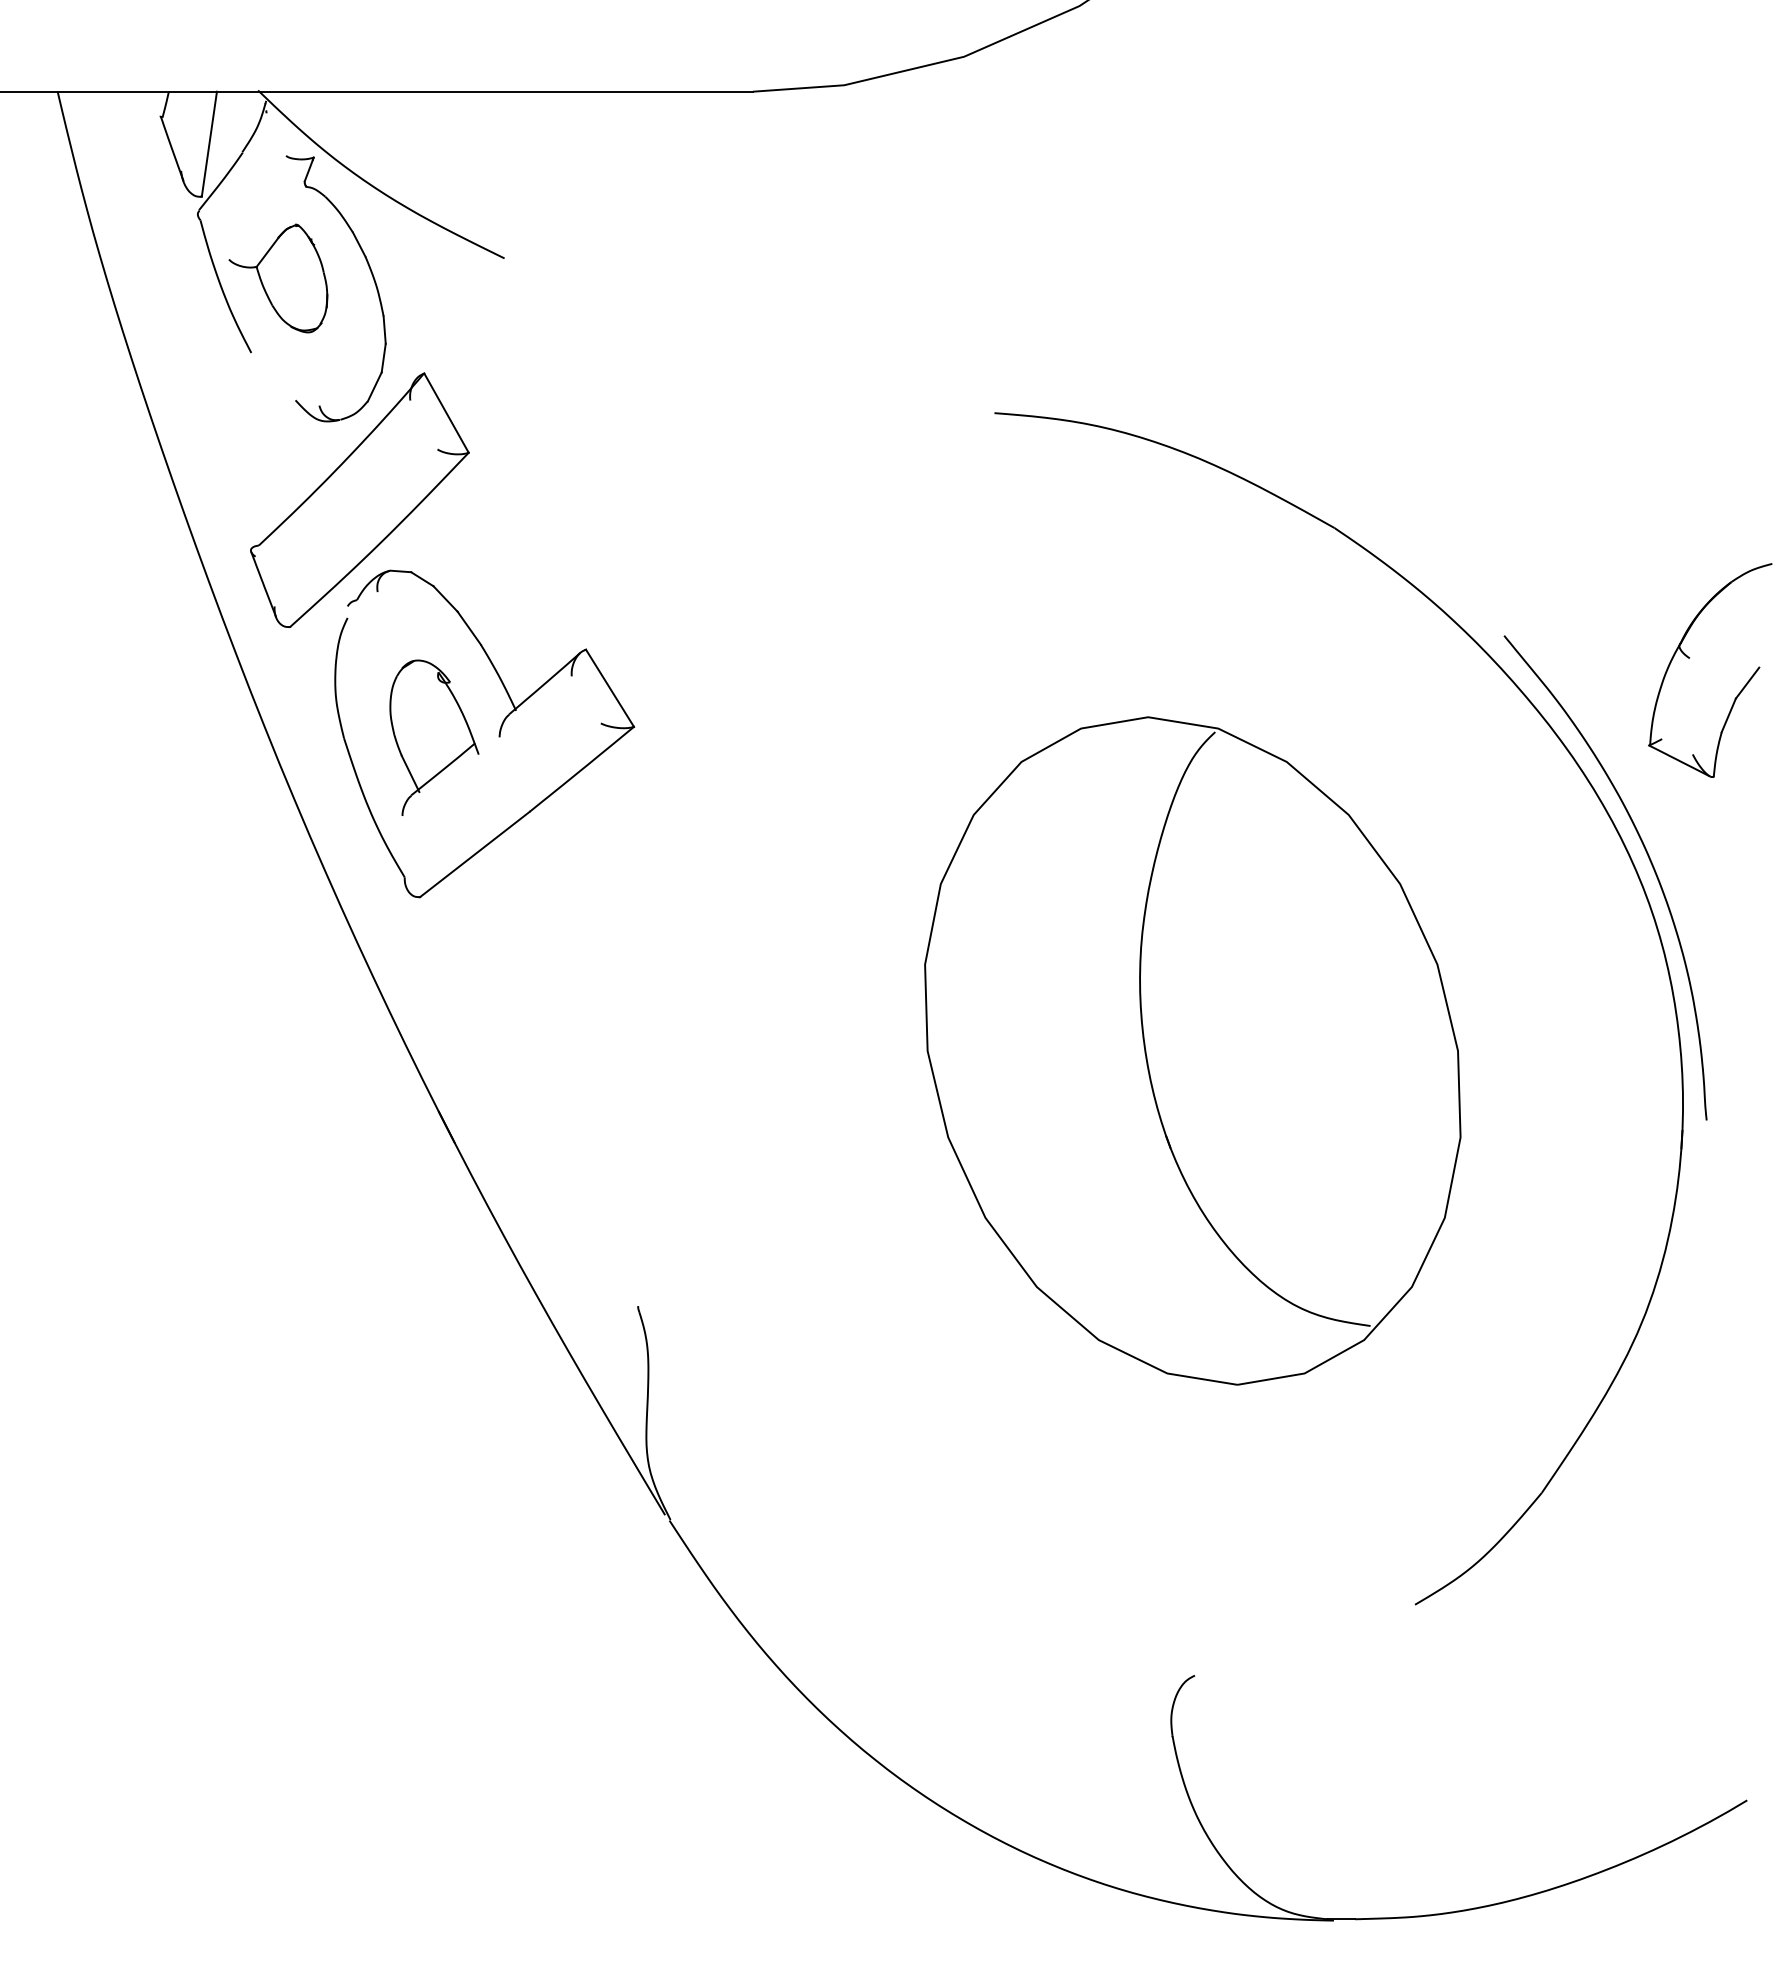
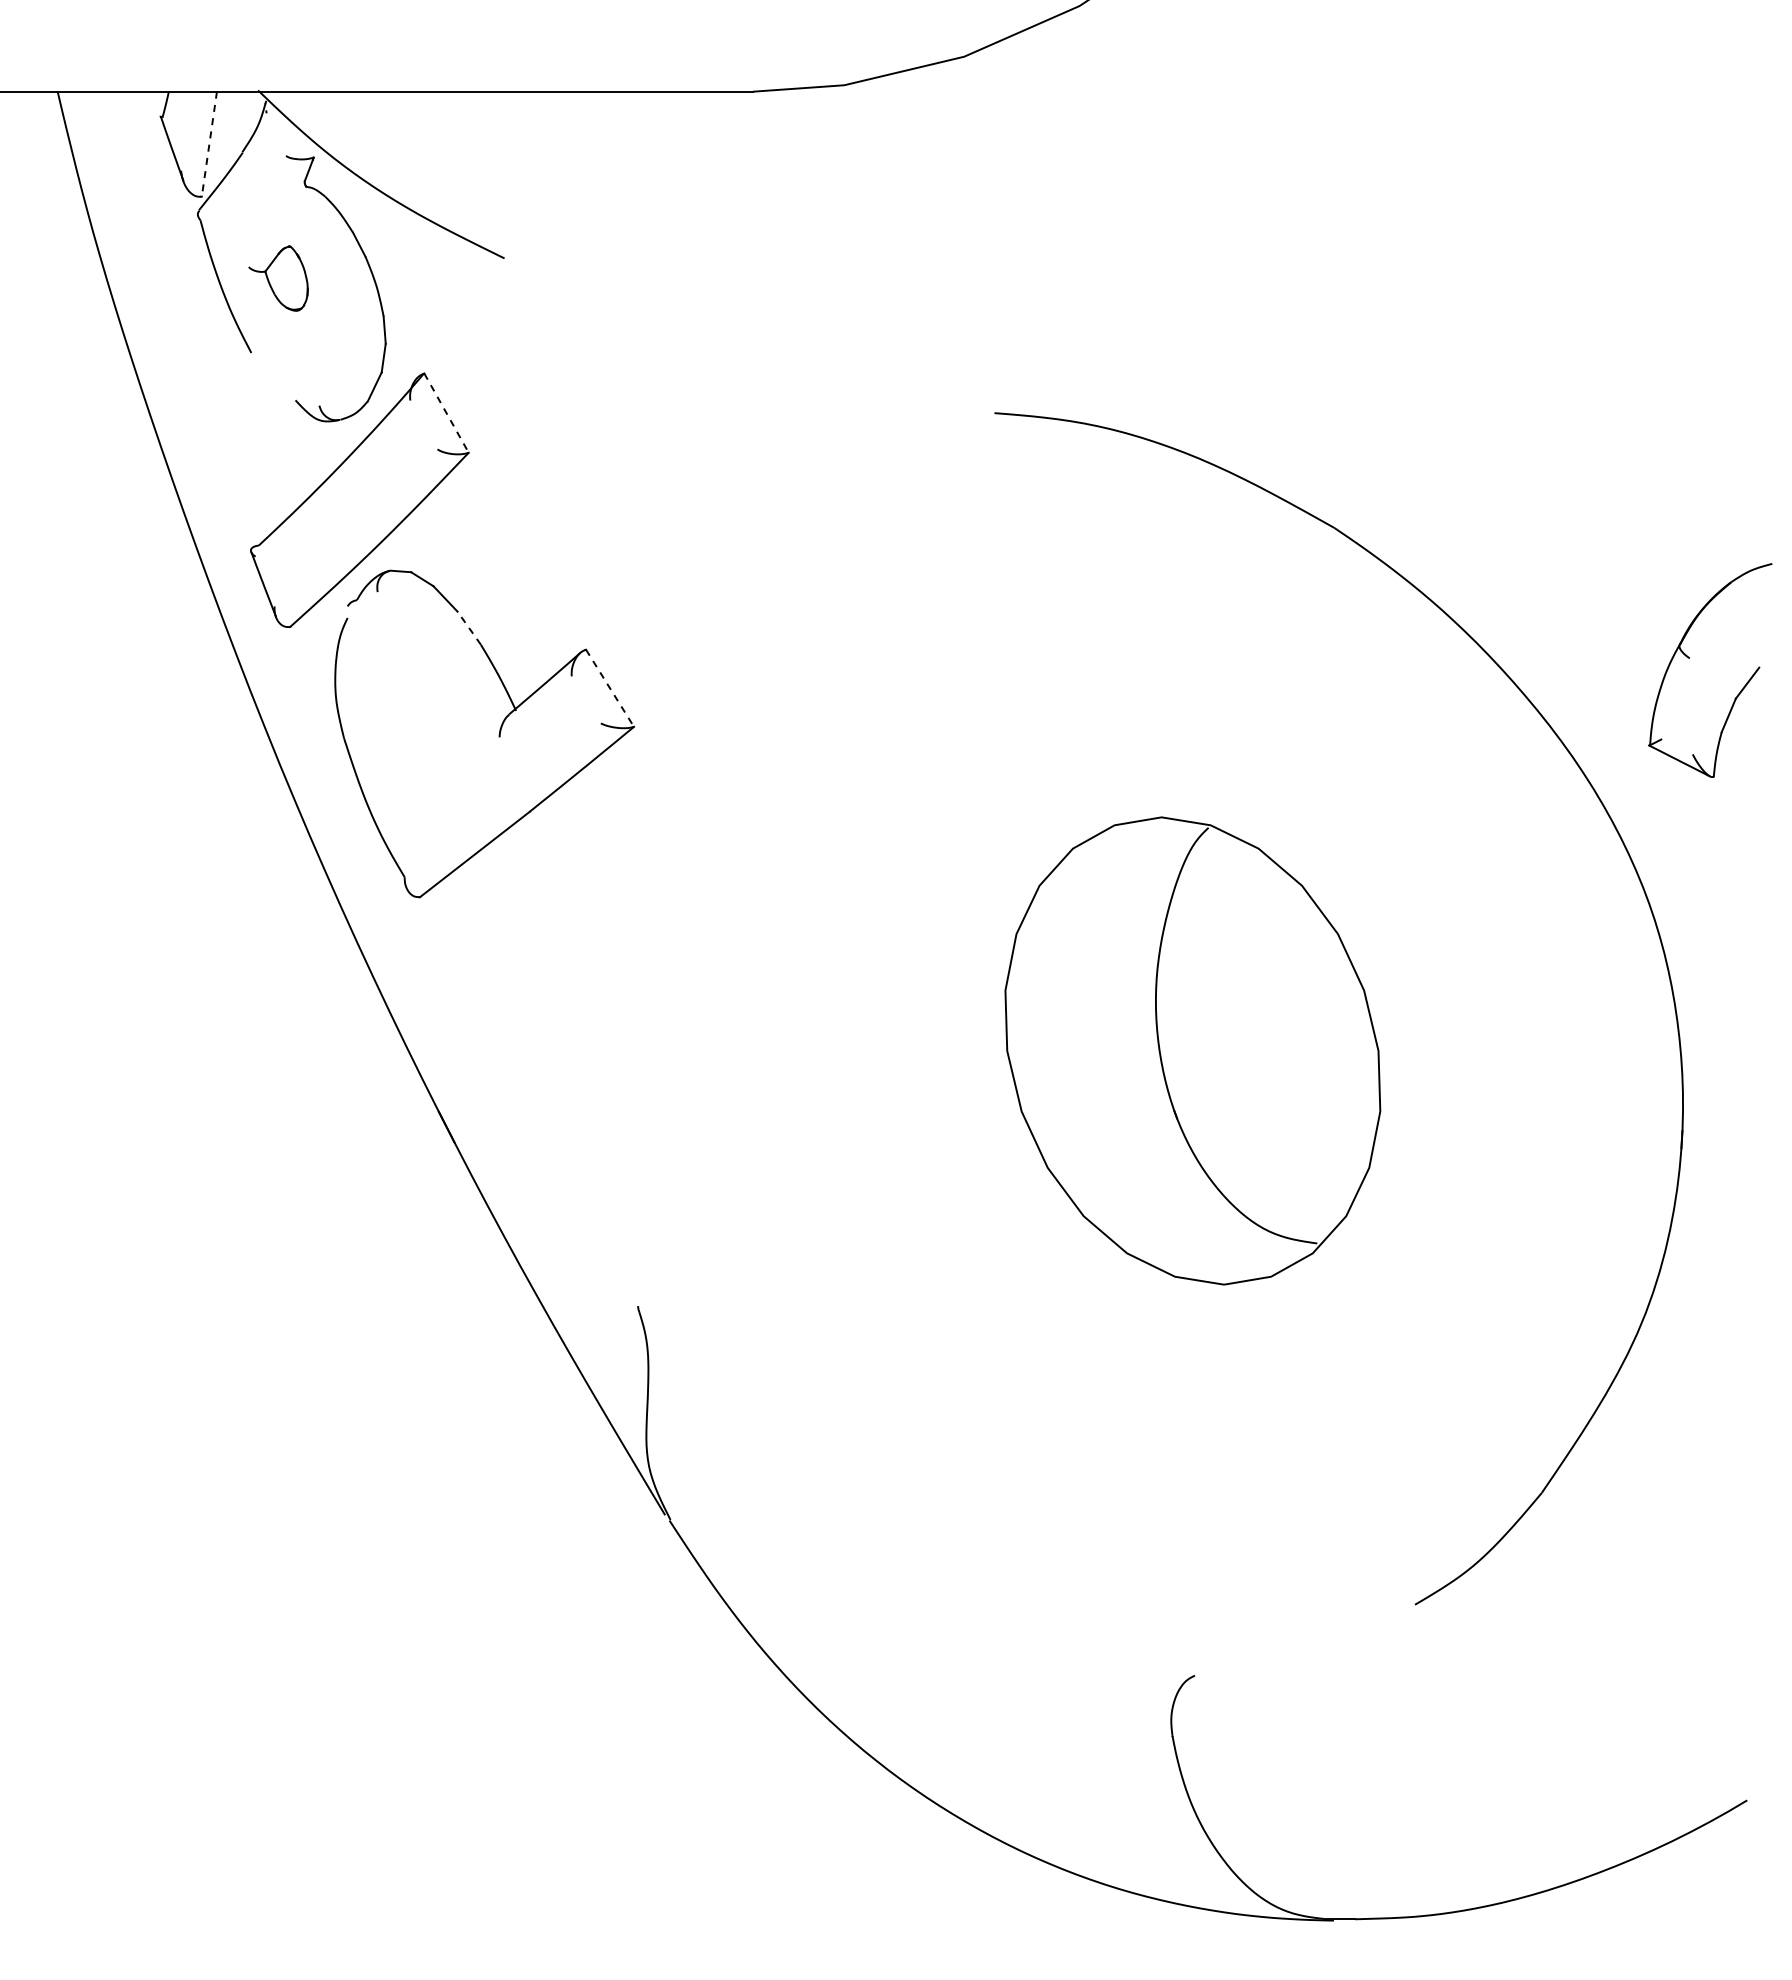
line: solid -> dashed (209, 144)
part size: 101x111 px -> 61x67 px (278, 278)
line: solid -> dashed (446, 413)
line: solid -> dashed (468, 627)
line: solid -> dashed (610, 688)
part: present -> none (434, 737)
curve: present -> none (1647, 856)
part size: 538x670 px -> 378x470 px (1192, 1050)
